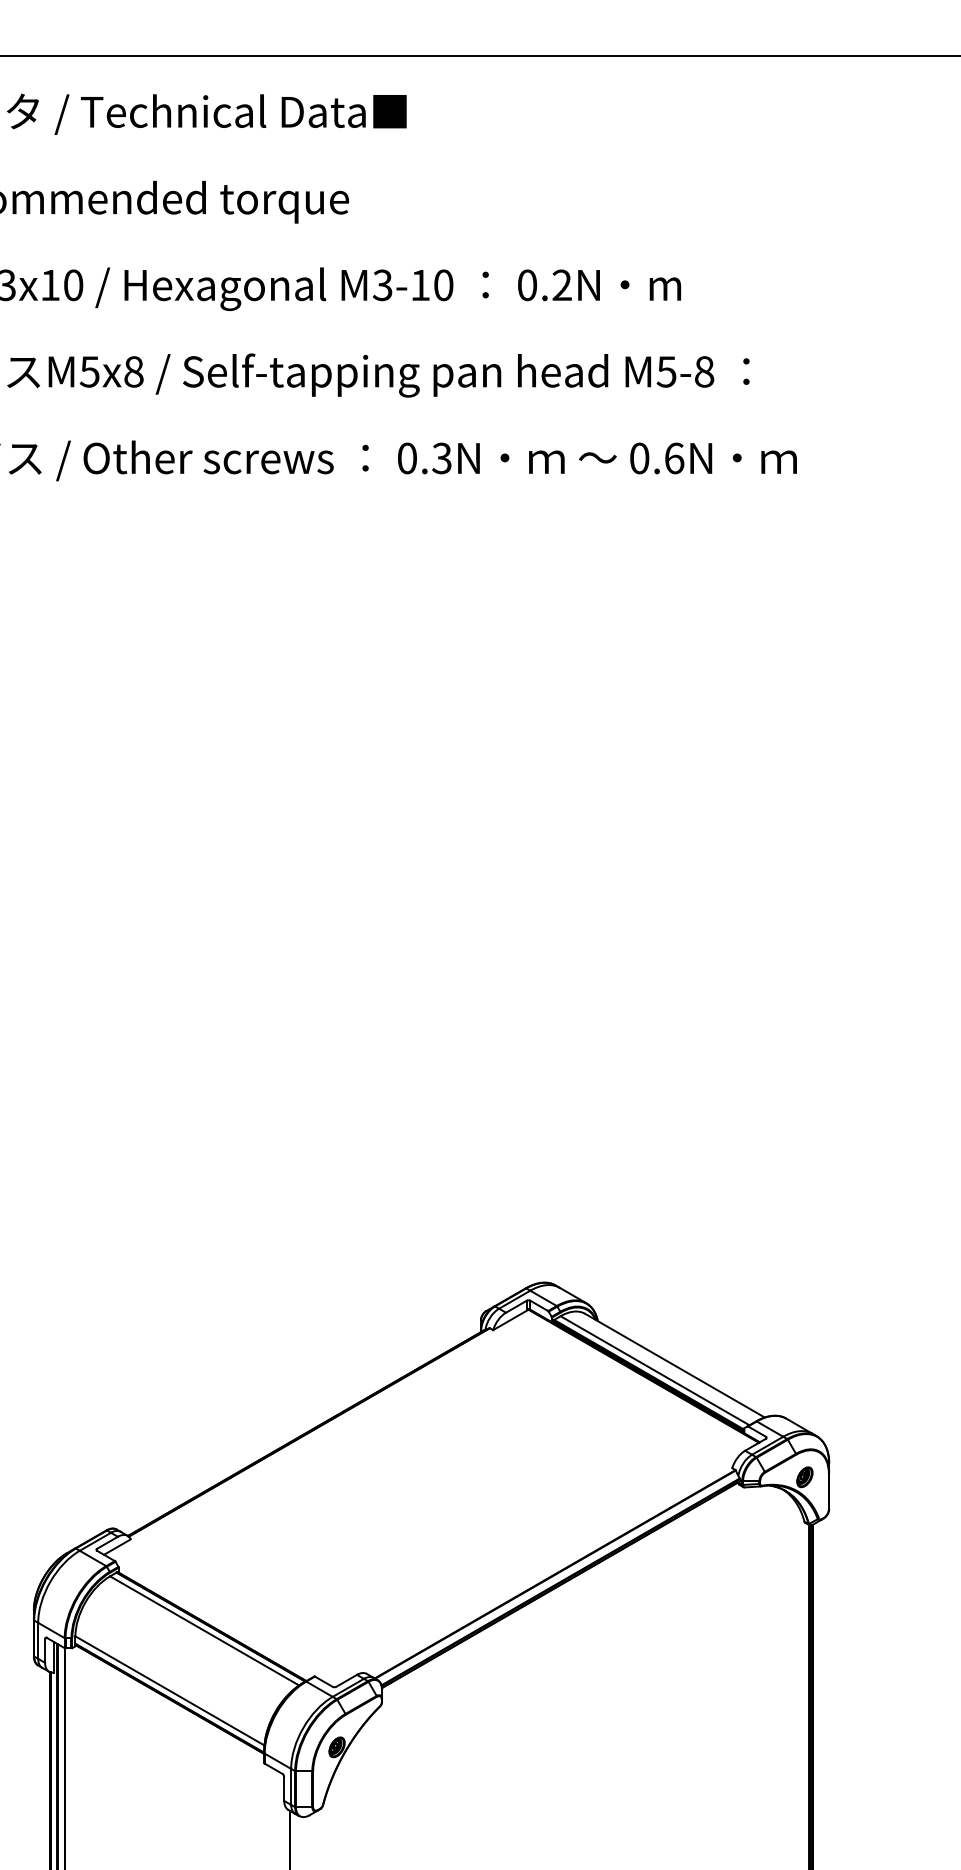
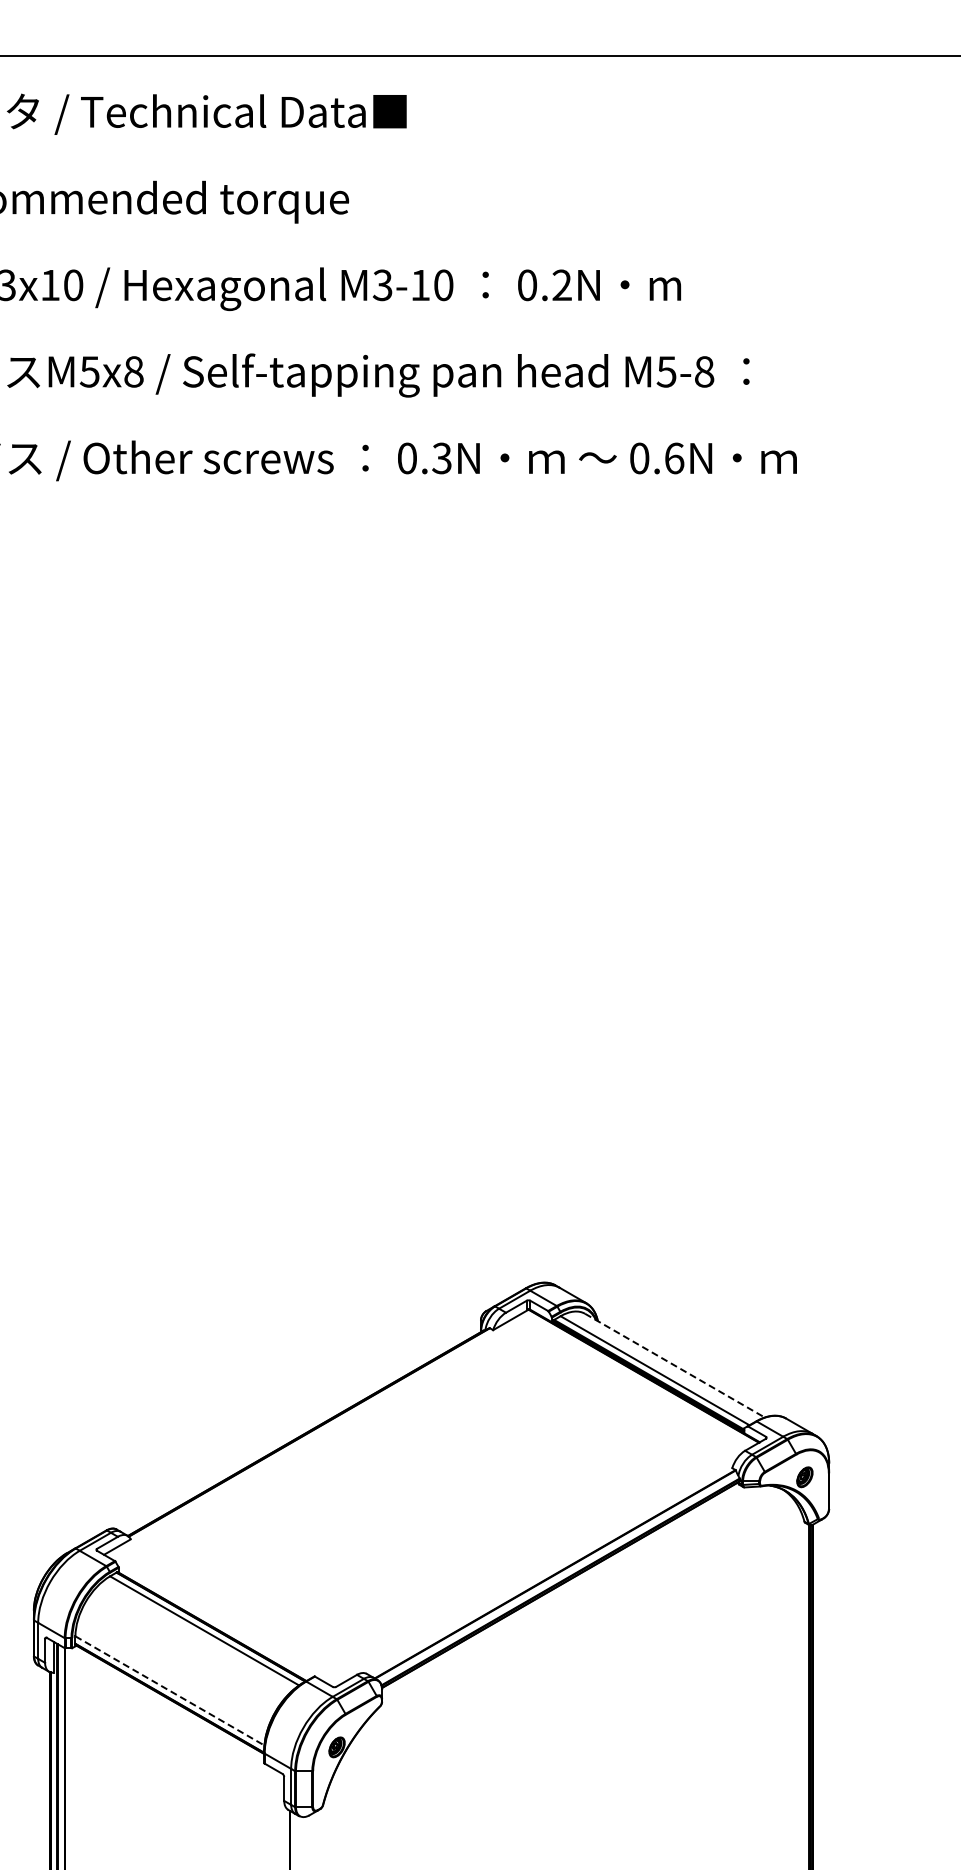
line: solid -> dashed (674, 1365)
line: solid -> dashed (170, 1691)
